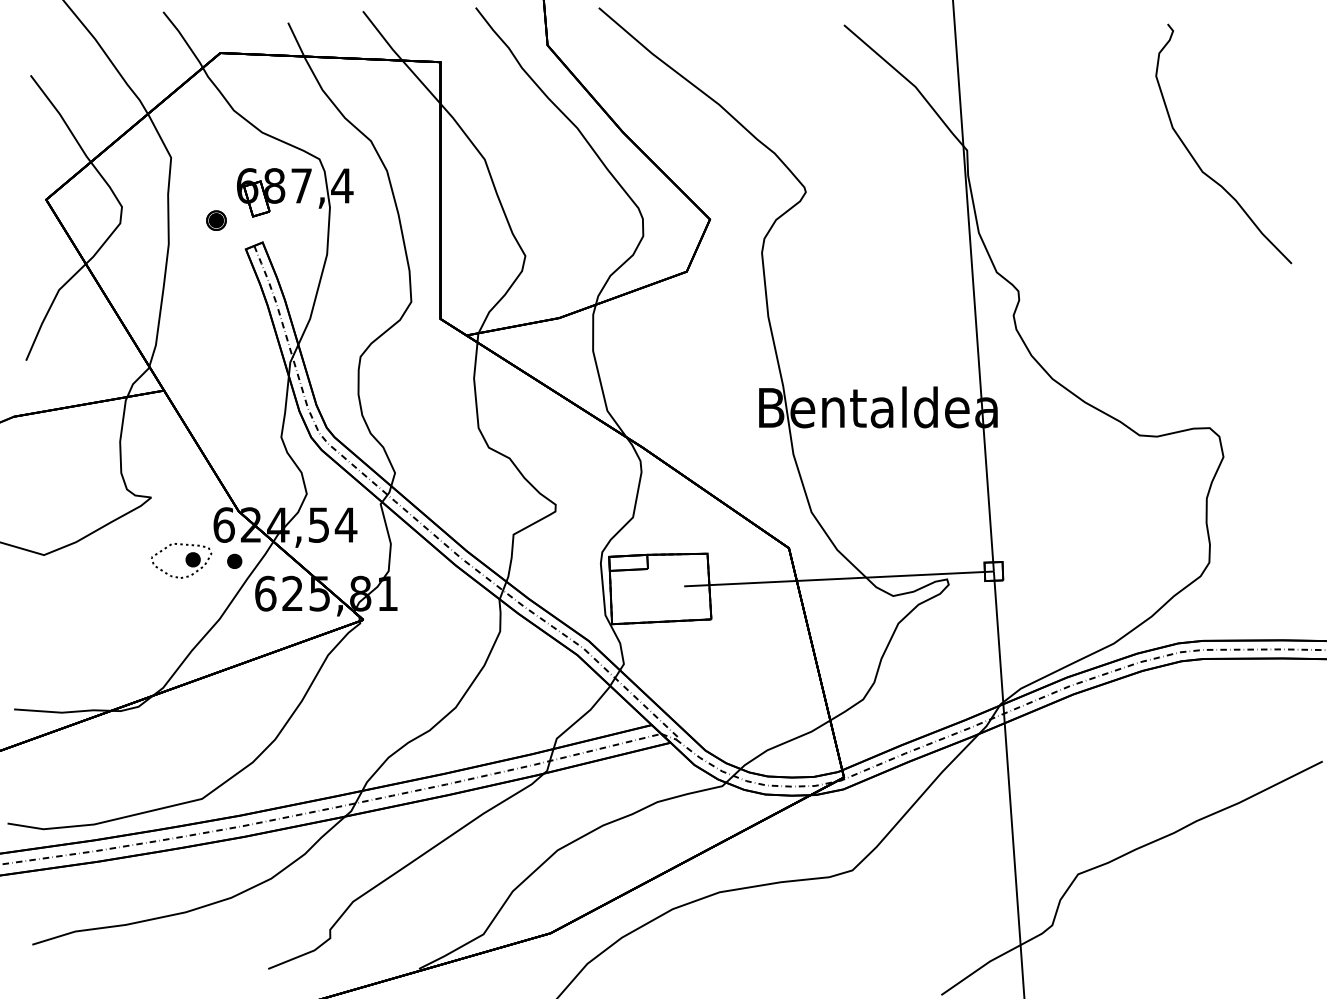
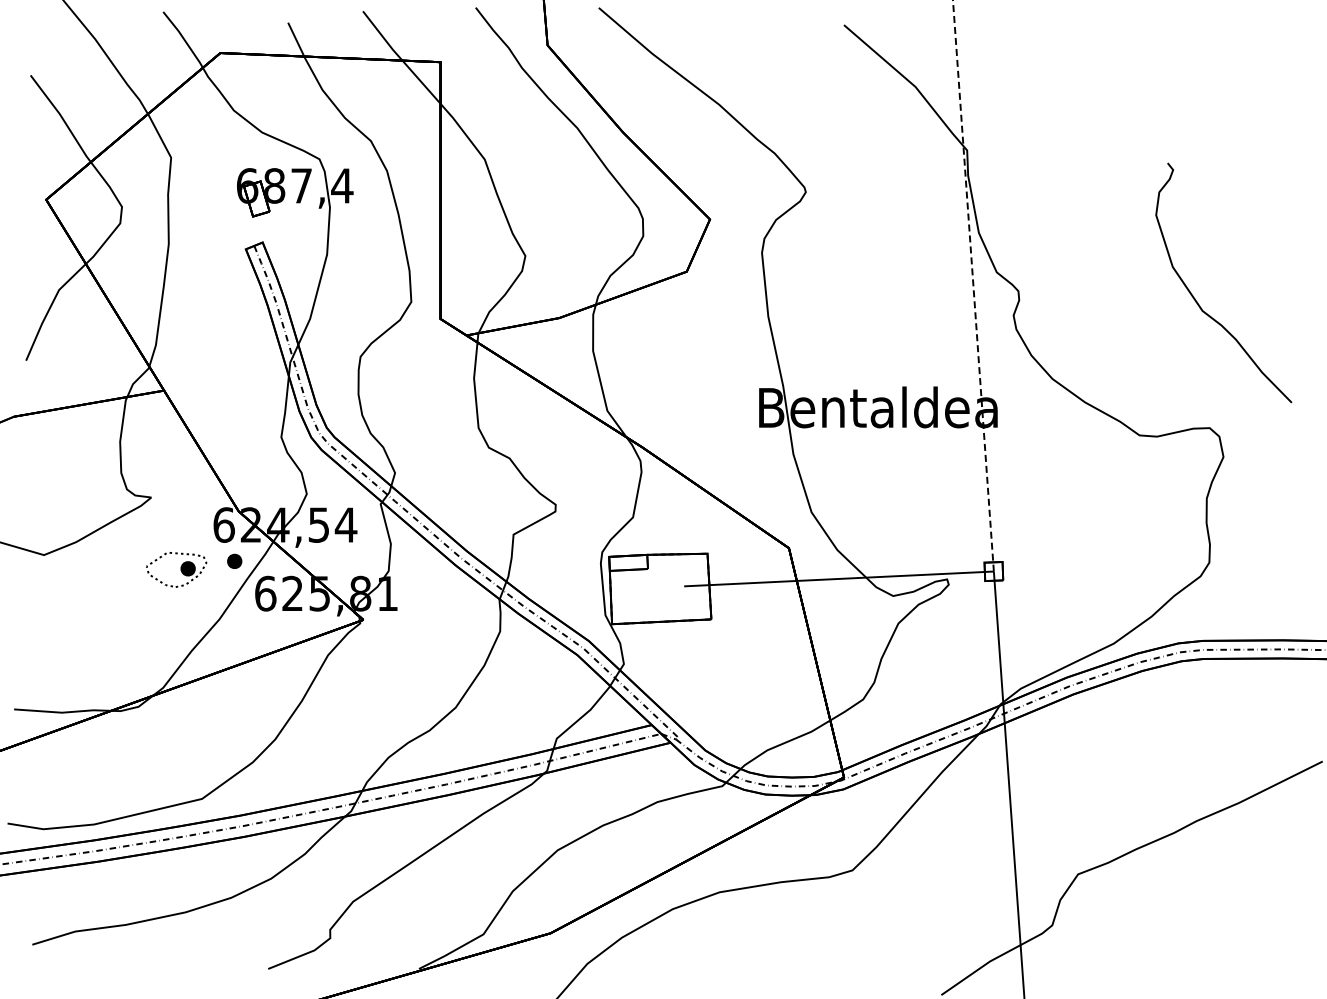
curve position: (1197, 162) -> (1197, 301) (1197, 301)
part: present -> none (216, 220)
line: solid -> dashed (973, 286)
part position: (181, 560) -> (176, 569) (176, 569)
